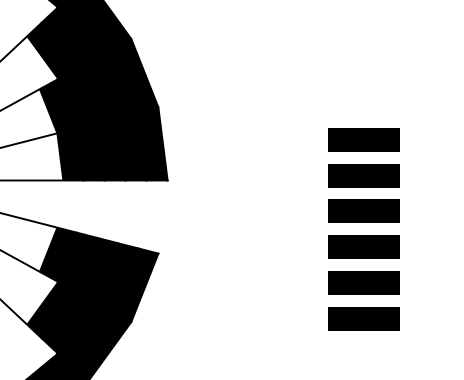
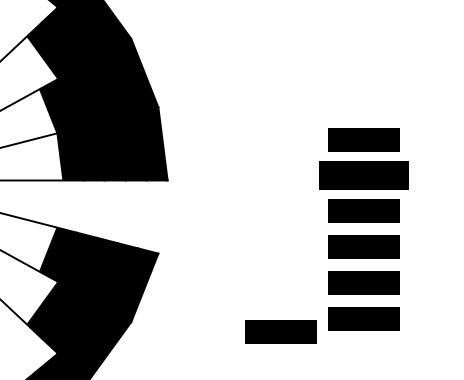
part size: 72x24 px -> 90x29 px (363, 175)
part: none -> present (280, 331)
